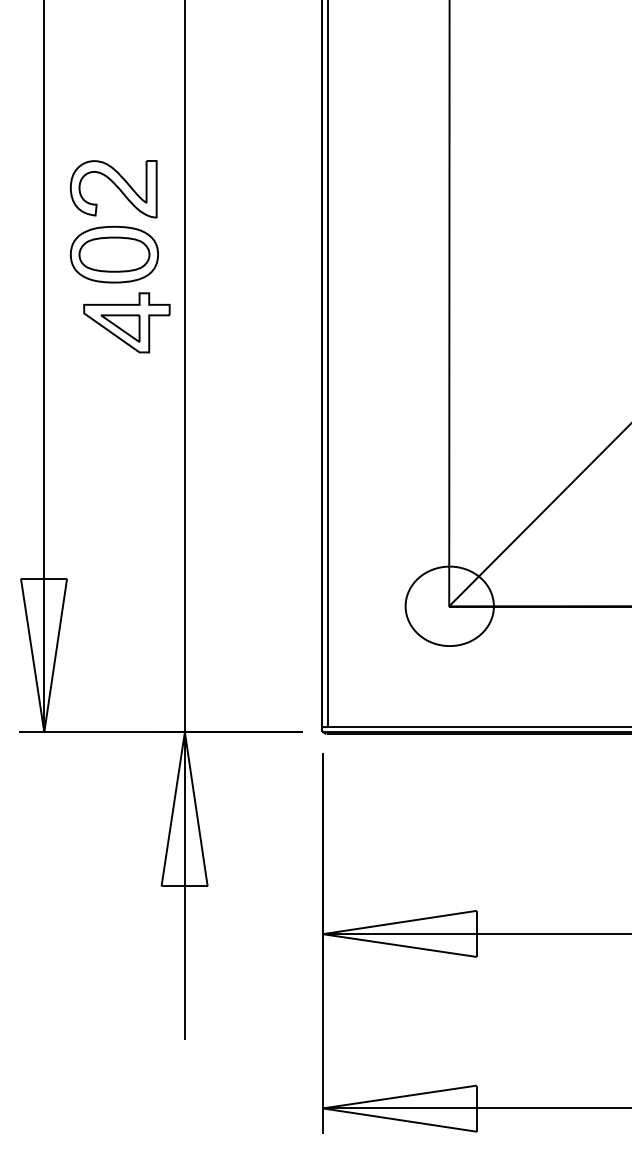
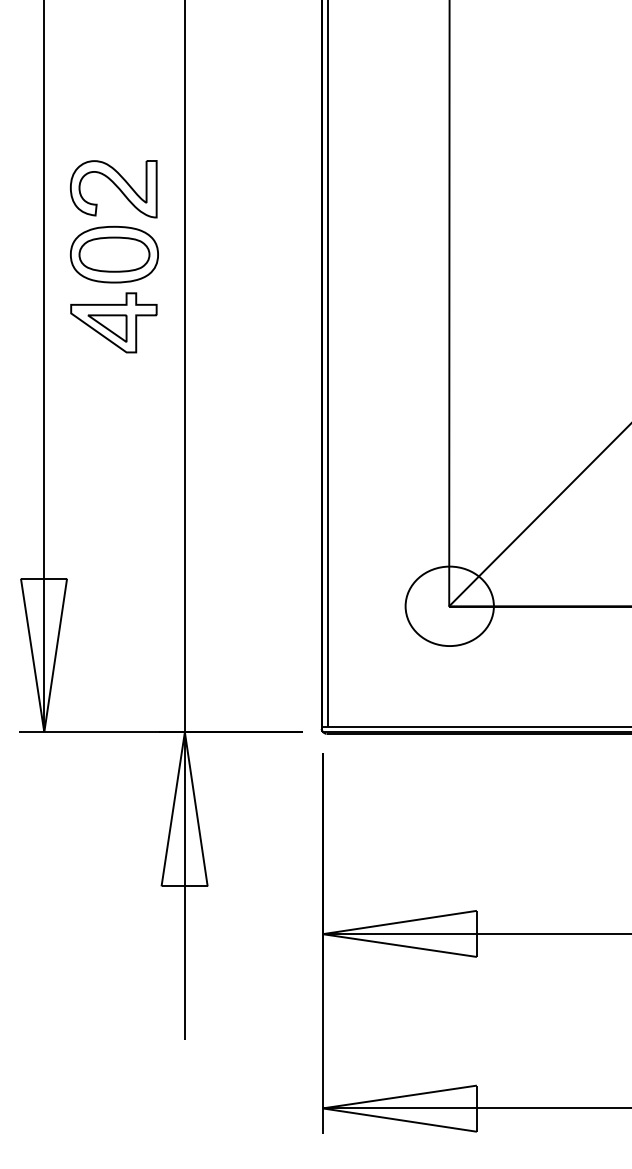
part position: (126, 322) -> (113, 322) (113, 322)
